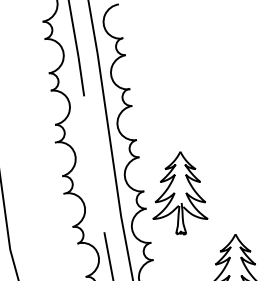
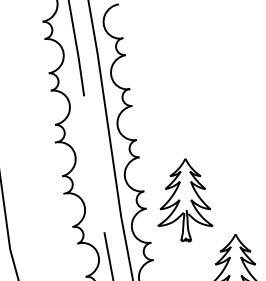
part position: (180, 193) -> (185, 200) (185, 200)
